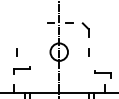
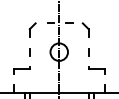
part: none -> present (32, 29)
line position: (16, 52) -> (29, 52) (29, 52)
part position: (102, 74) -> (96, 70) (96, 70)
